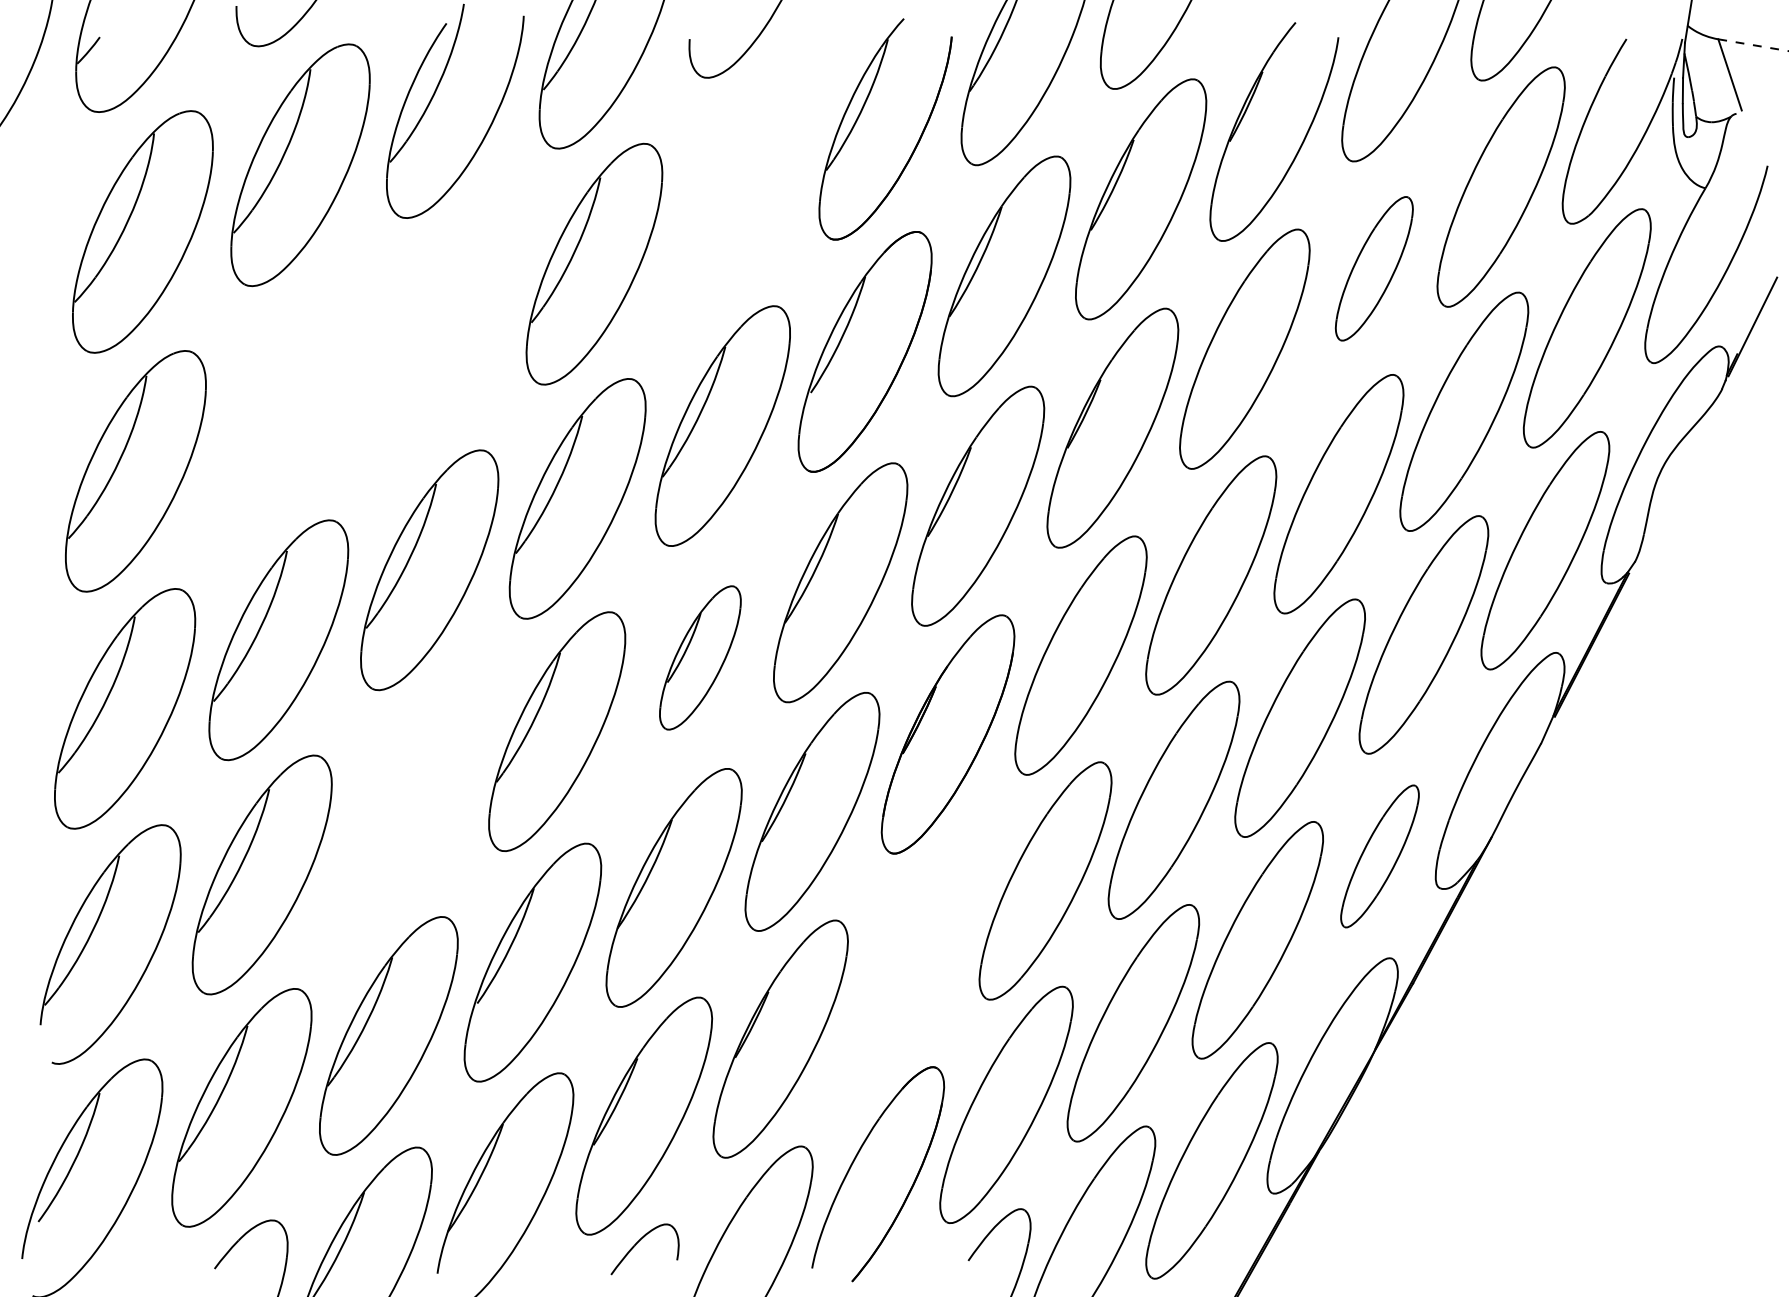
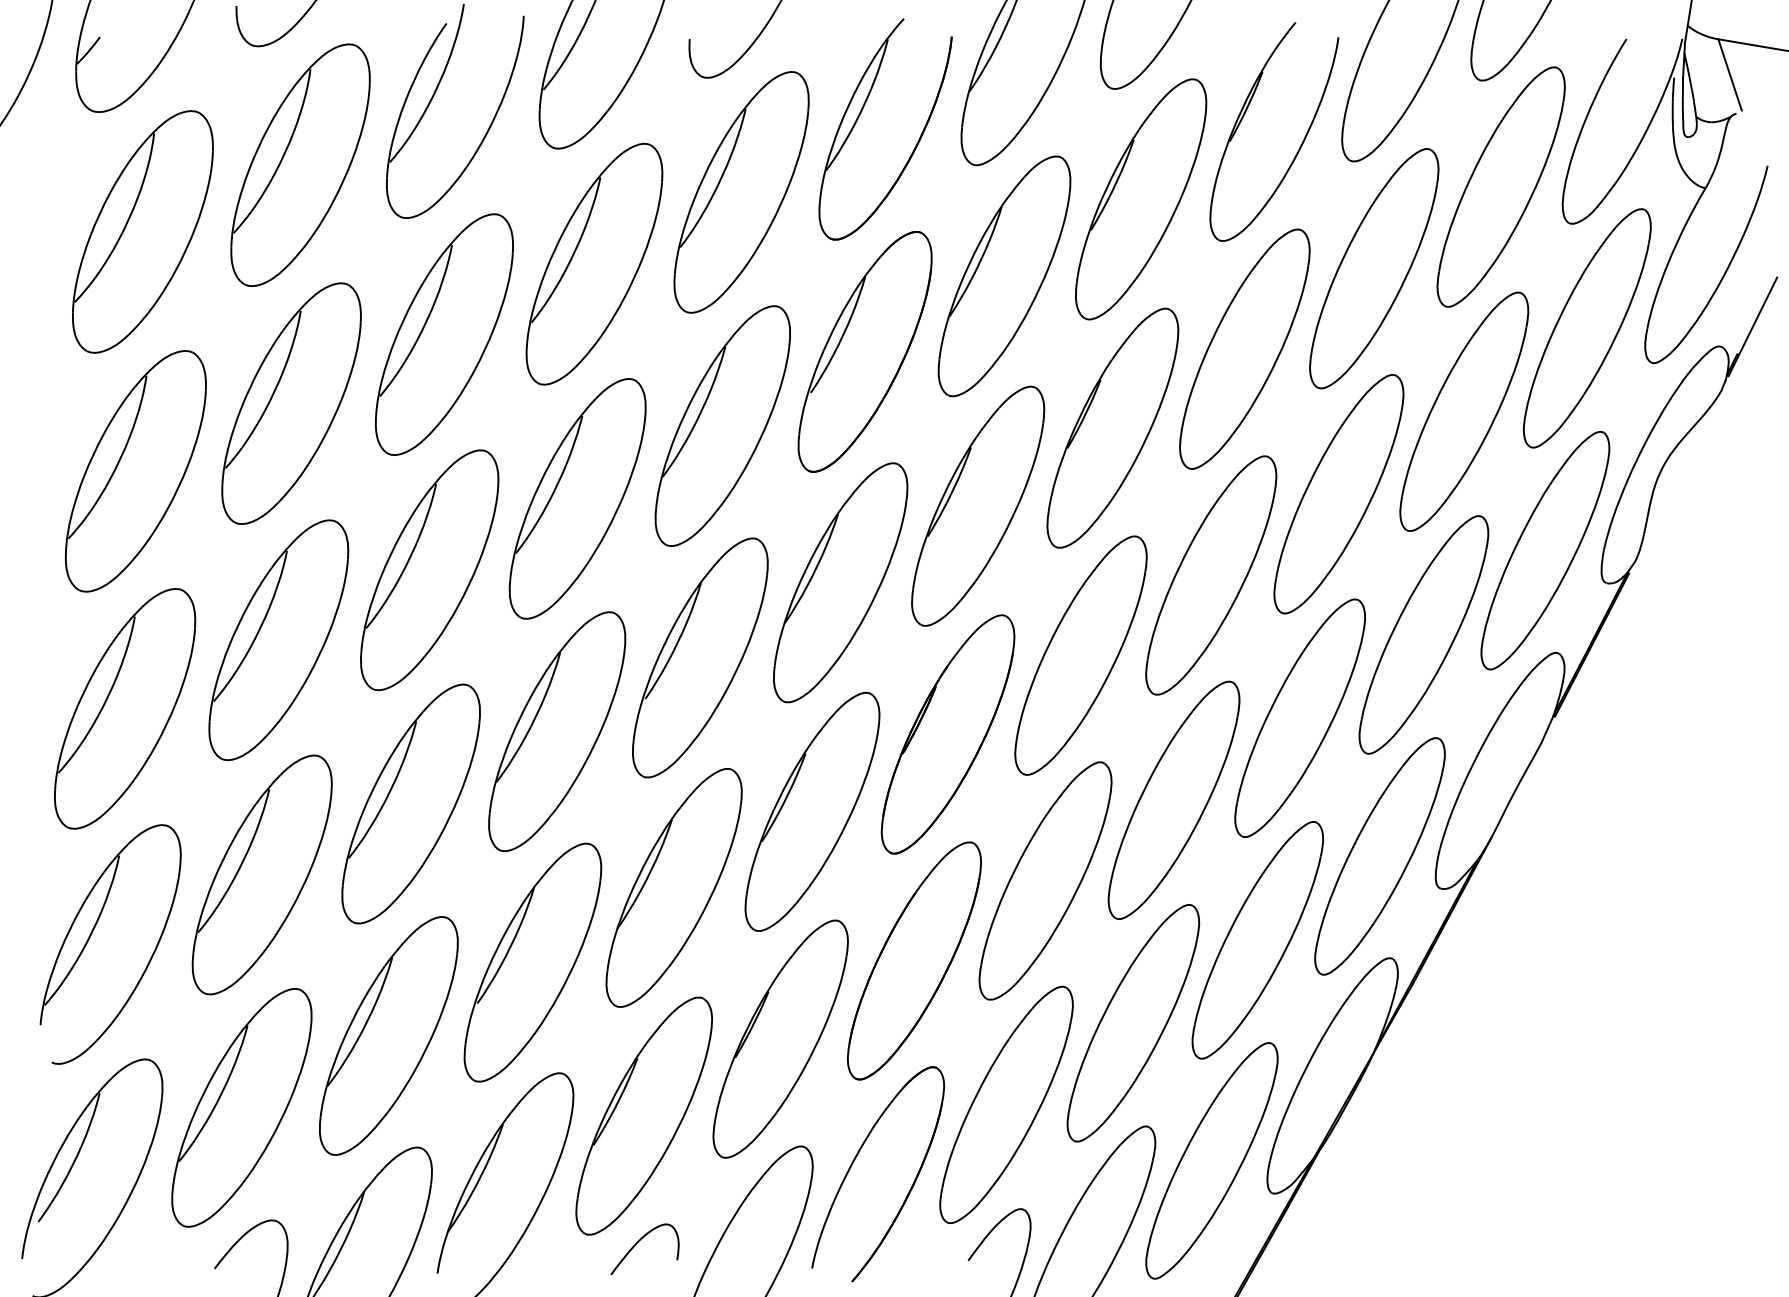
line: dashed -> solid (1753, 45)
part: none -> present (741, 192)
part size: 80x146 px -> 131x242 px (1374, 268)
part: none -> present (444, 334)
part: none -> present (291, 403)
part size: 83x146 px -> 137x242 px (700, 657)
part: none -> present (410, 803)
part size: 80x145 px -> 132x239 px (1379, 856)
part: none -> present (913, 960)
